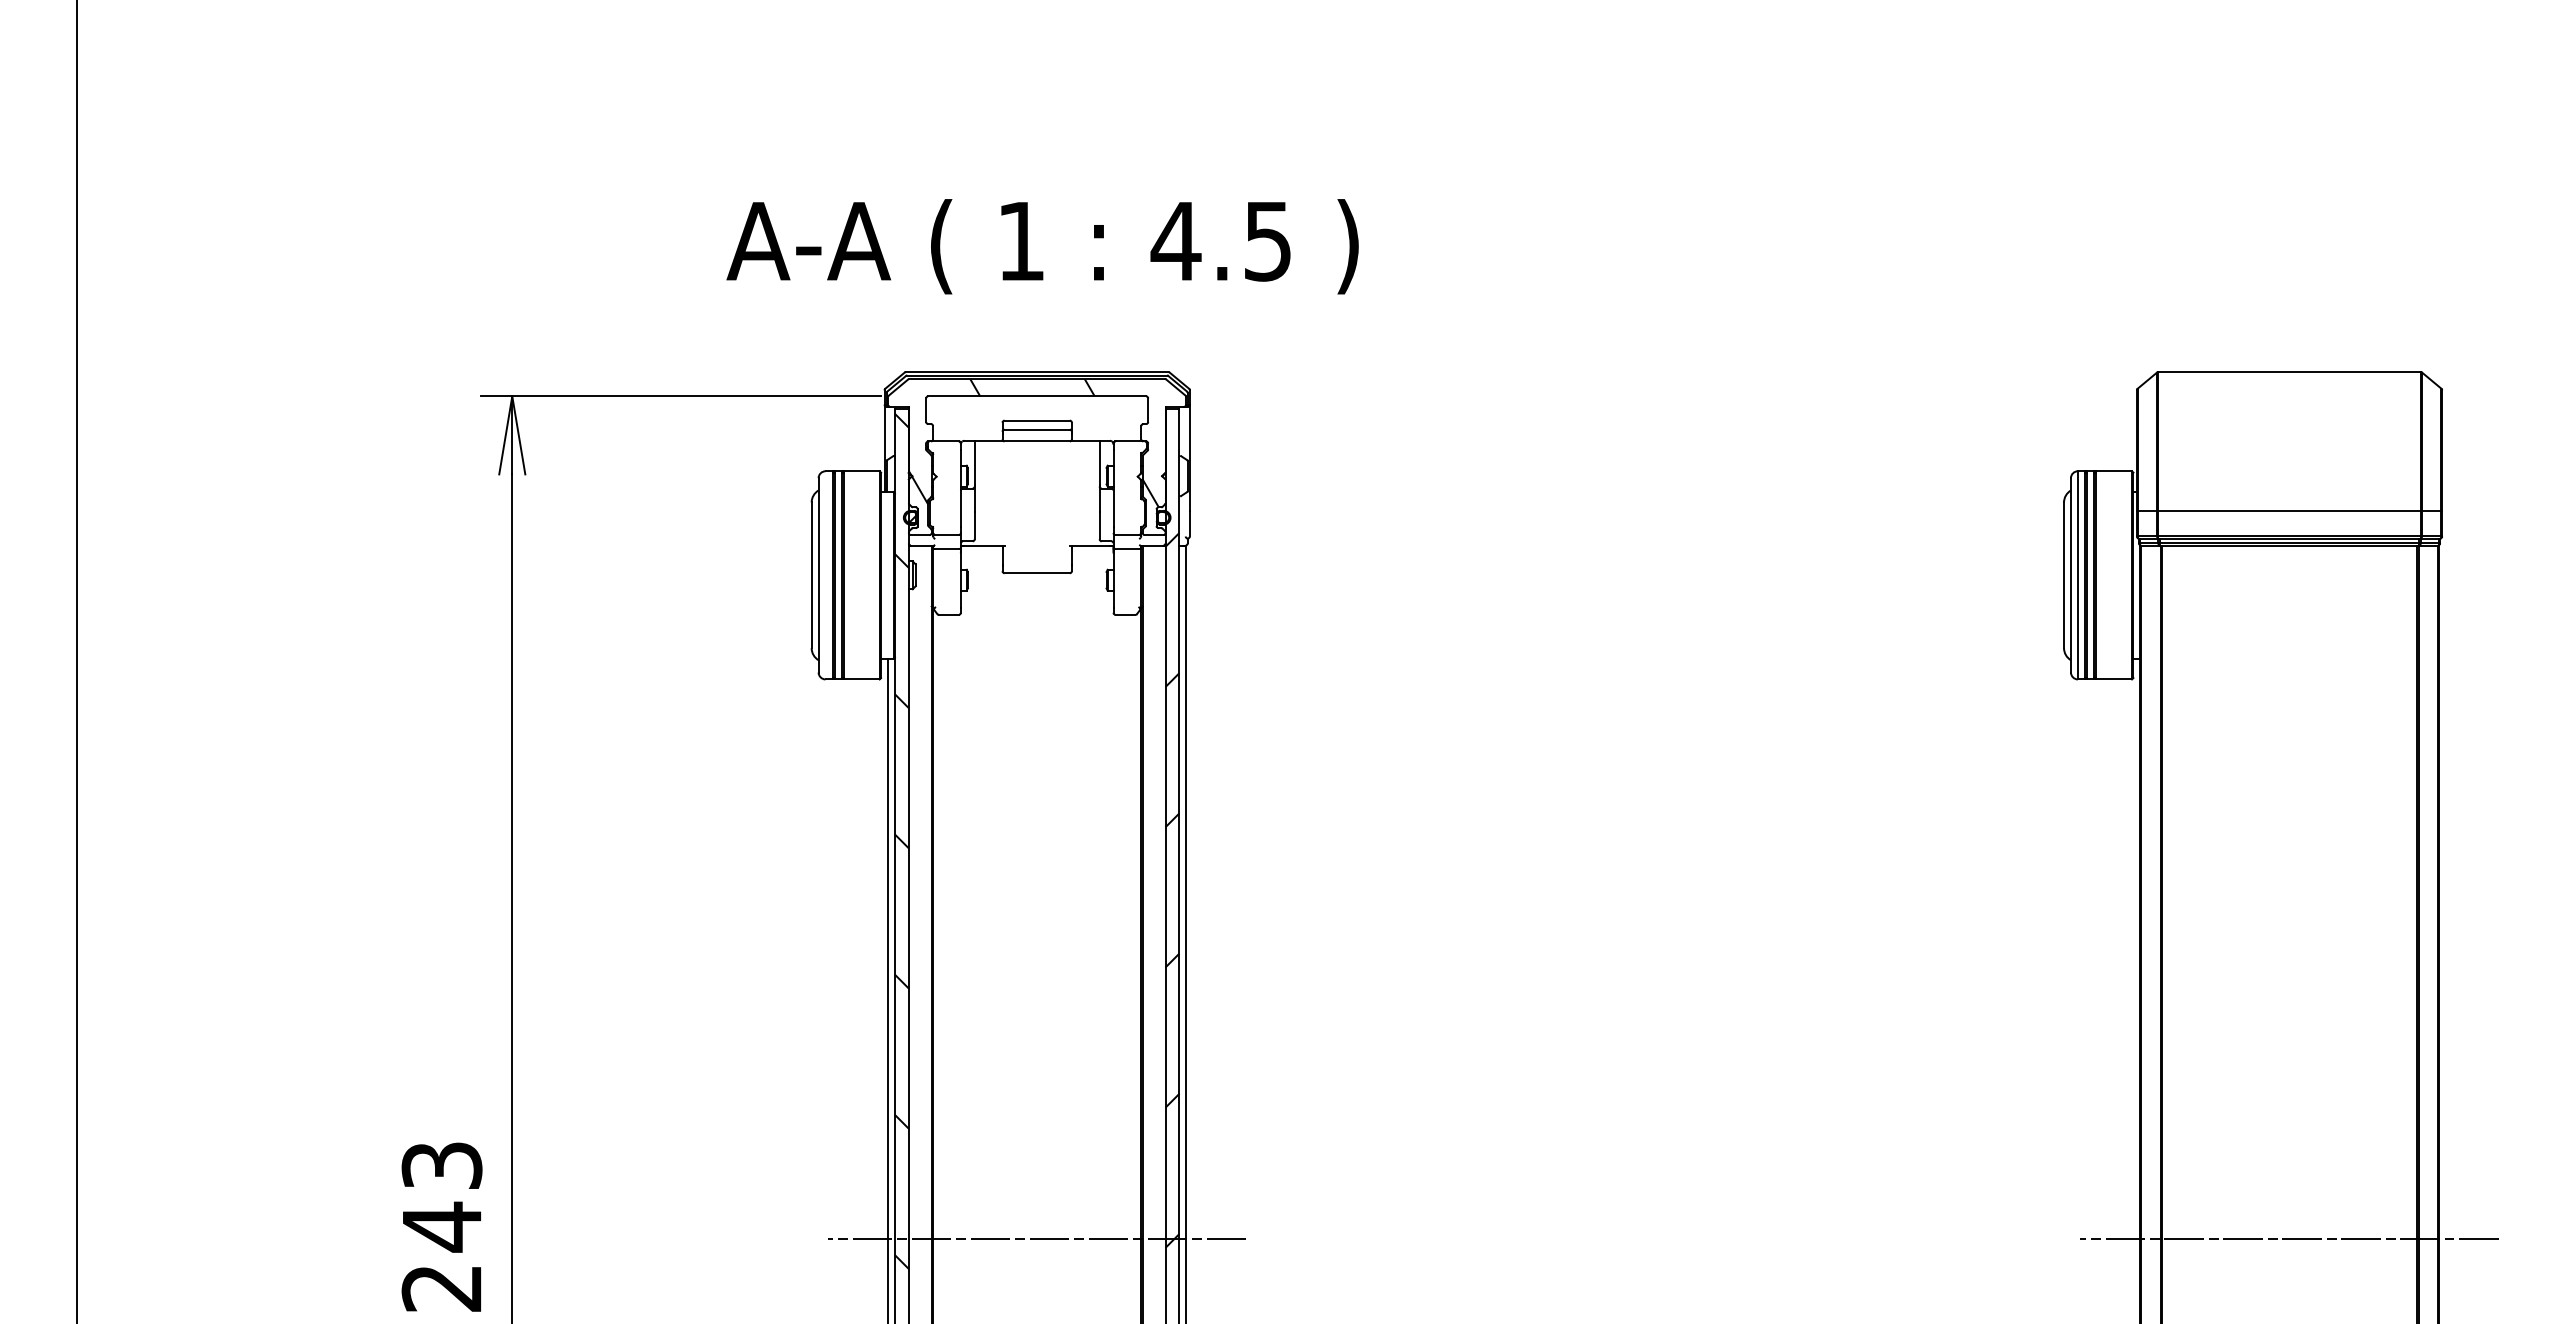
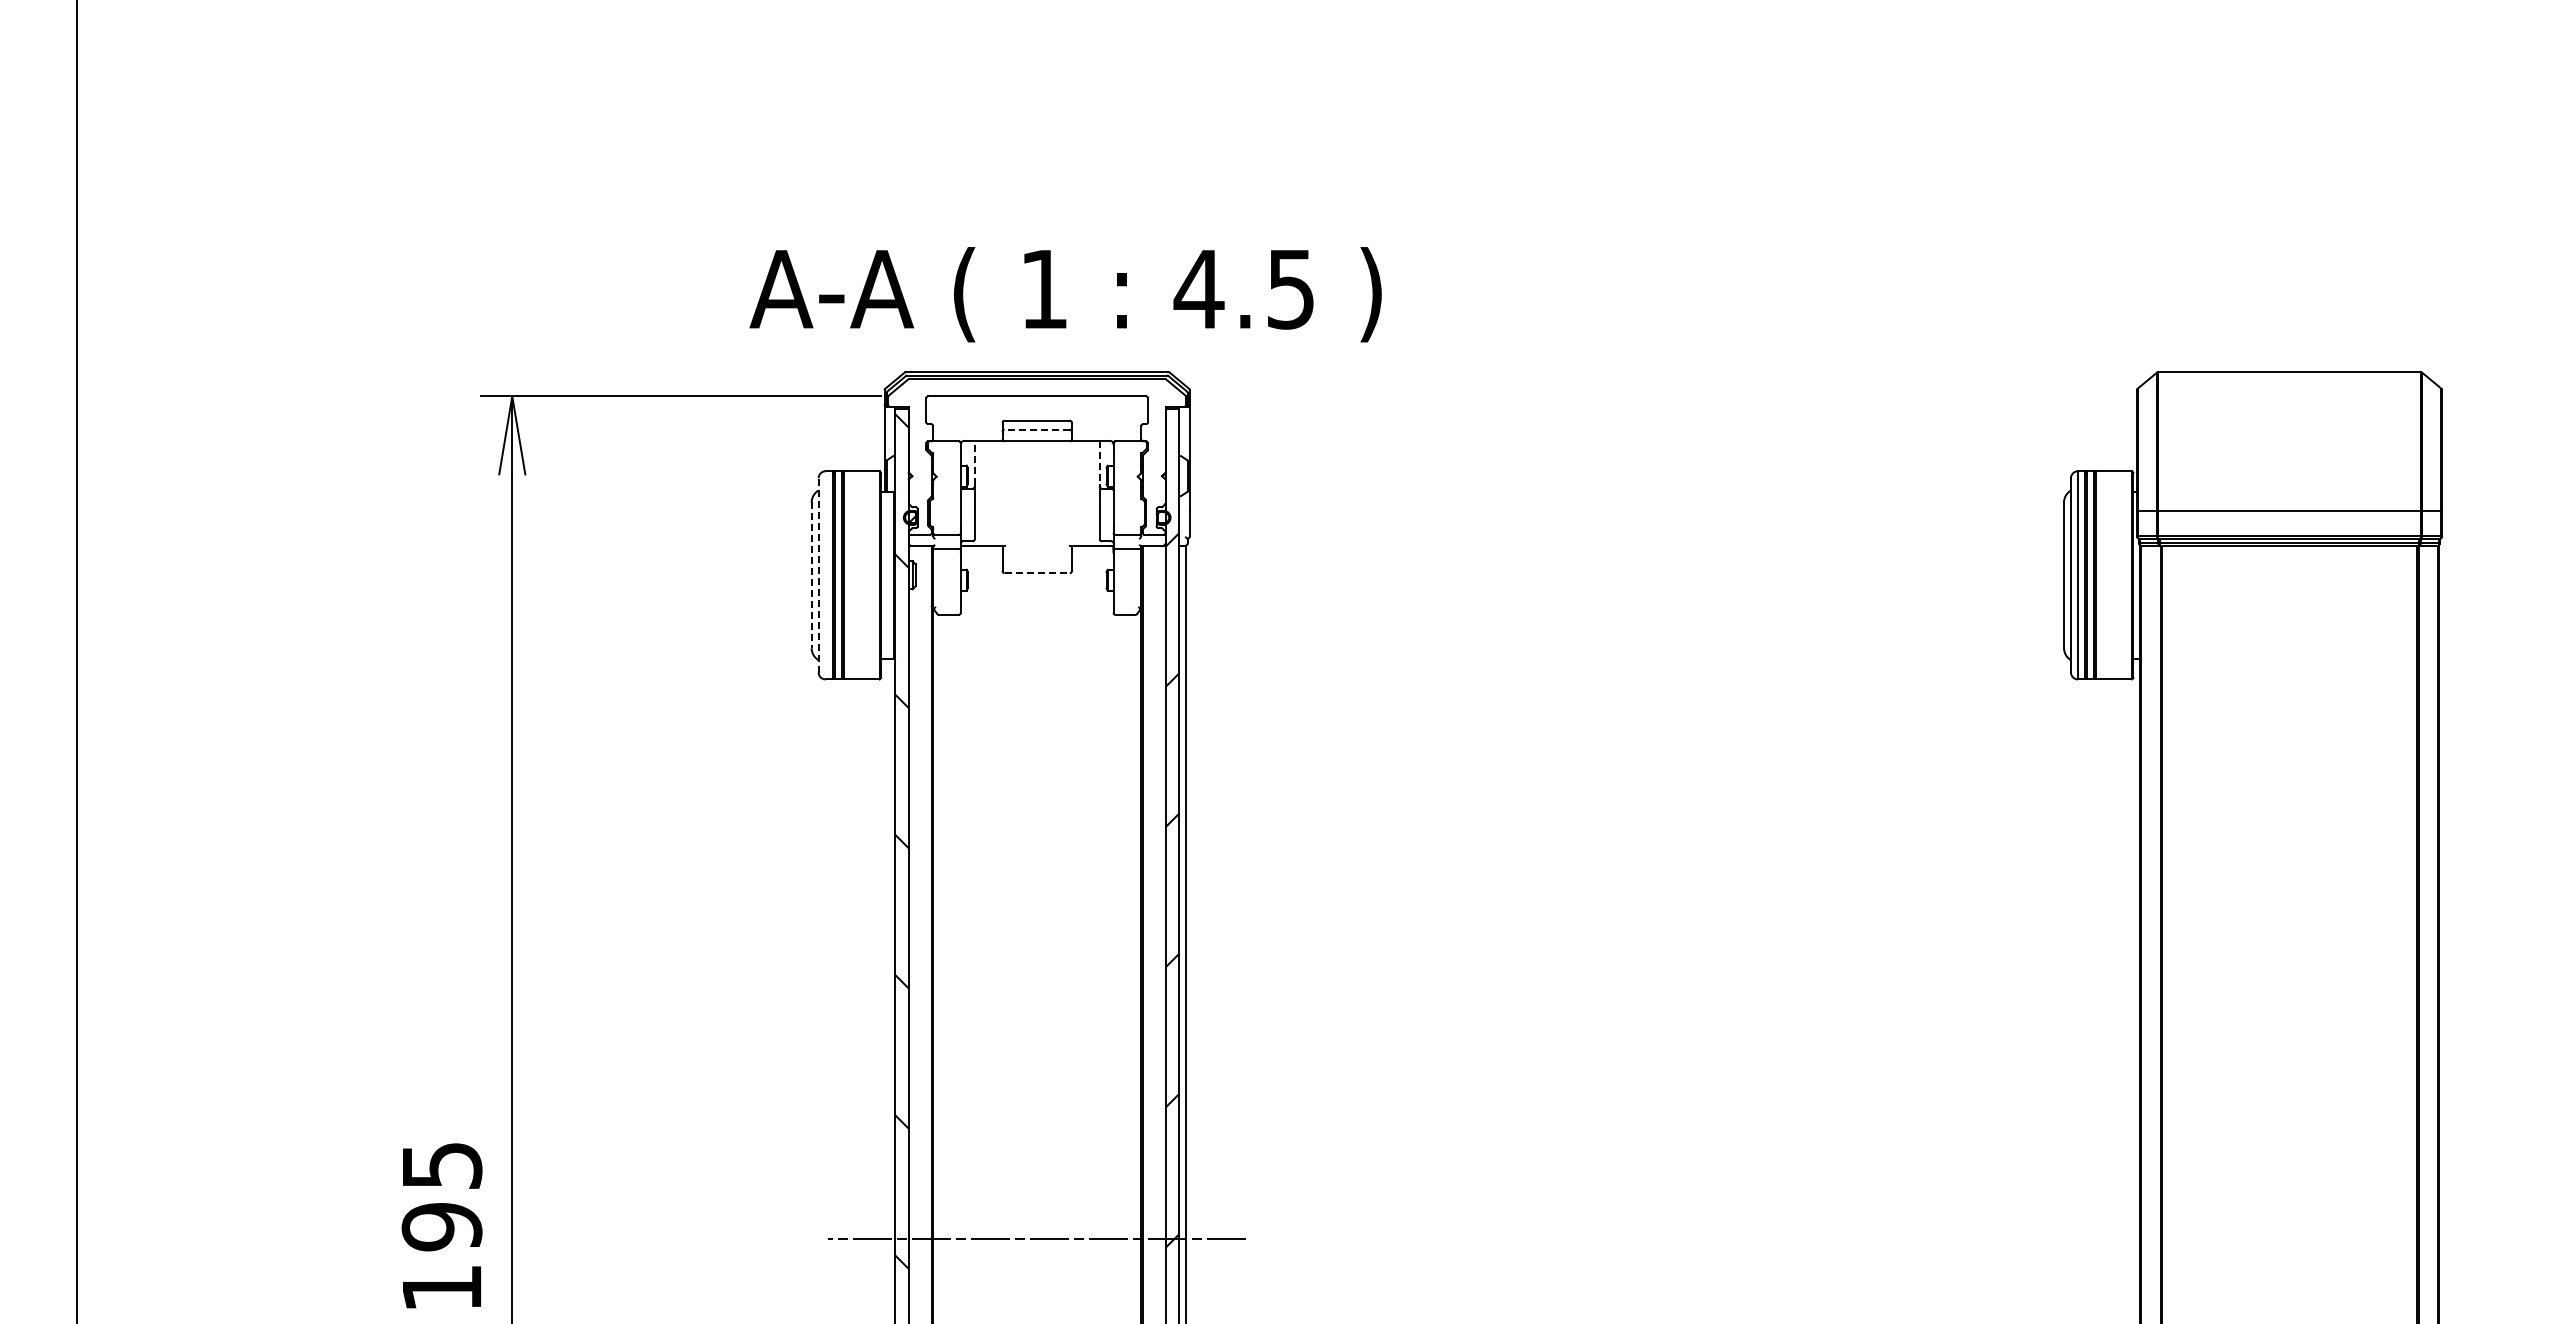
text position: (1042, 246) -> (1065, 294) (1065, 294)
line: solid -> dashed (1037, 429)
hatch: present -> none (1033, 442)
line: solid -> dashed (974, 462)
line: solid -> dashed (1099, 463)
line: solid -> dashed (1037, 573)
line: solid -> dashed (818, 574)
line: solid -> dashed (811, 575)
line: present -> none (888, 989)
text: 243 -> 195 (441, 1226)
line: present -> none (2289, 1239)
